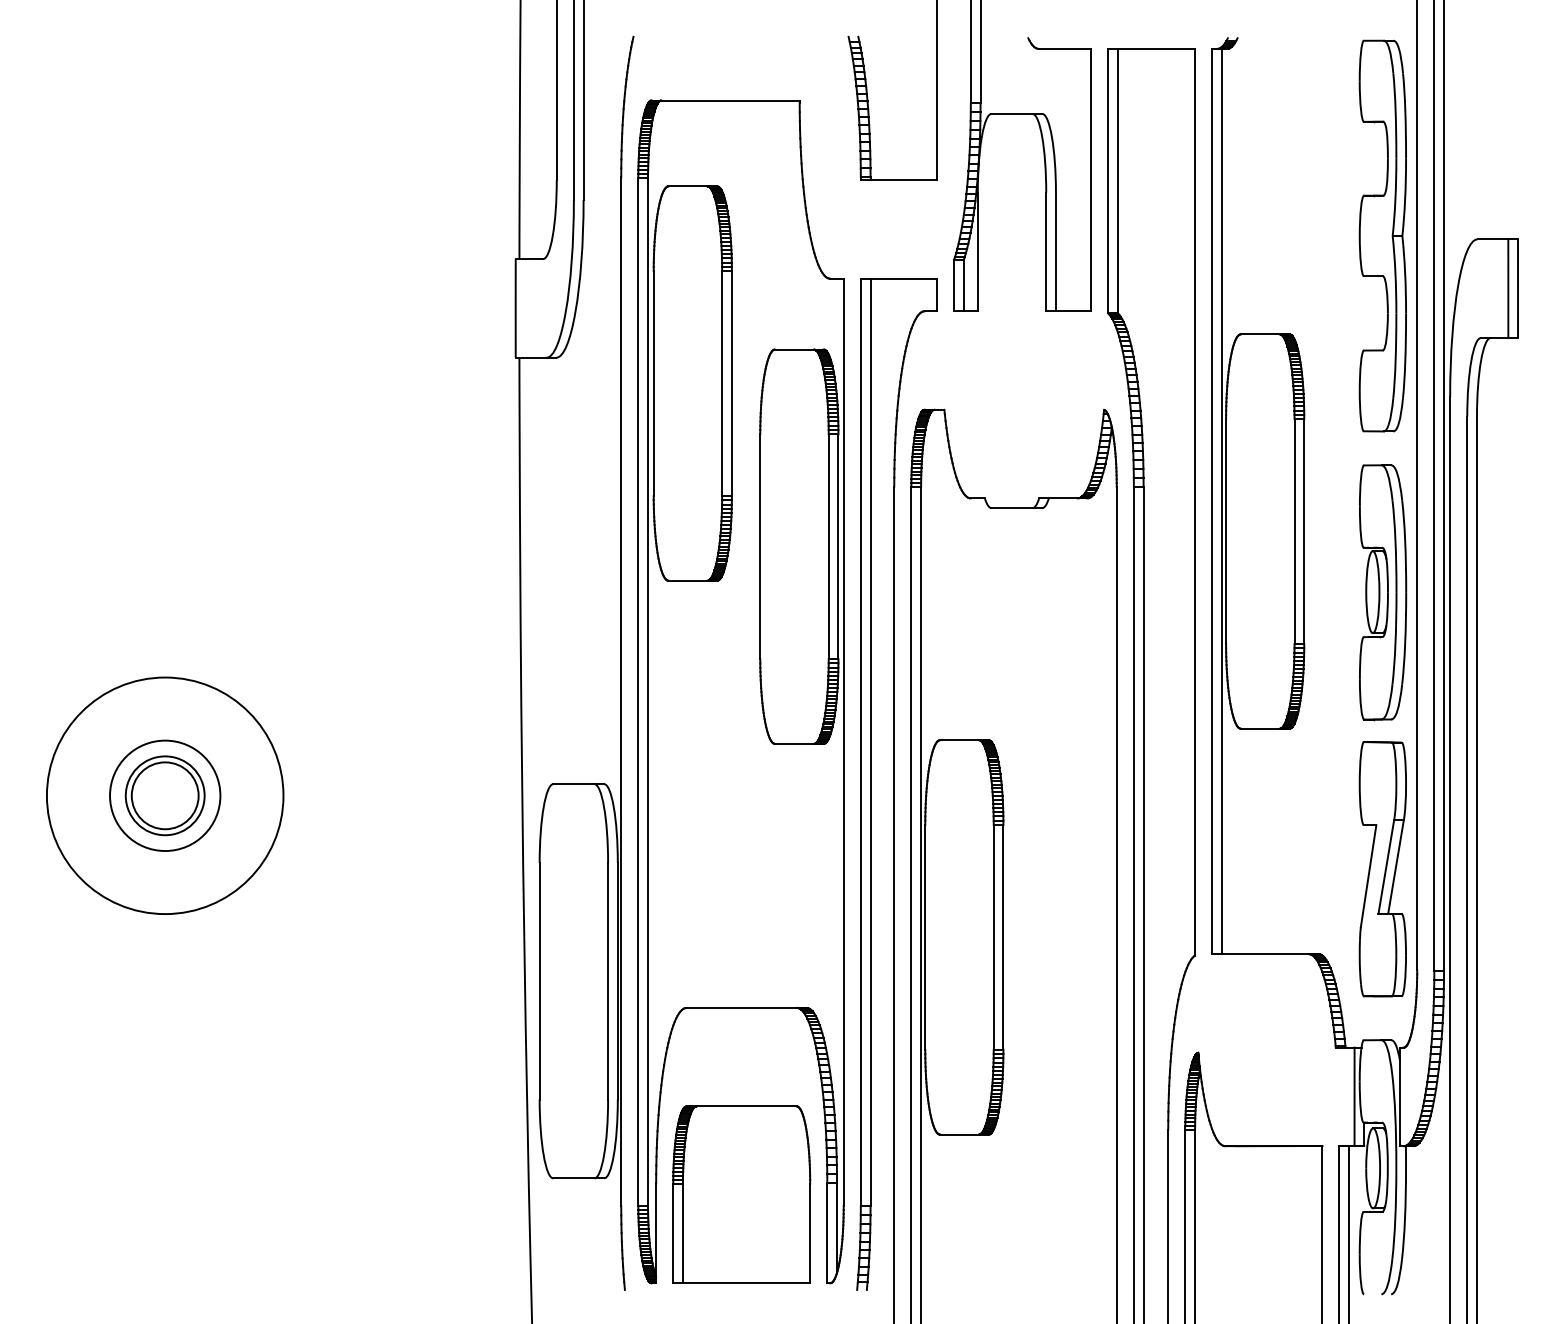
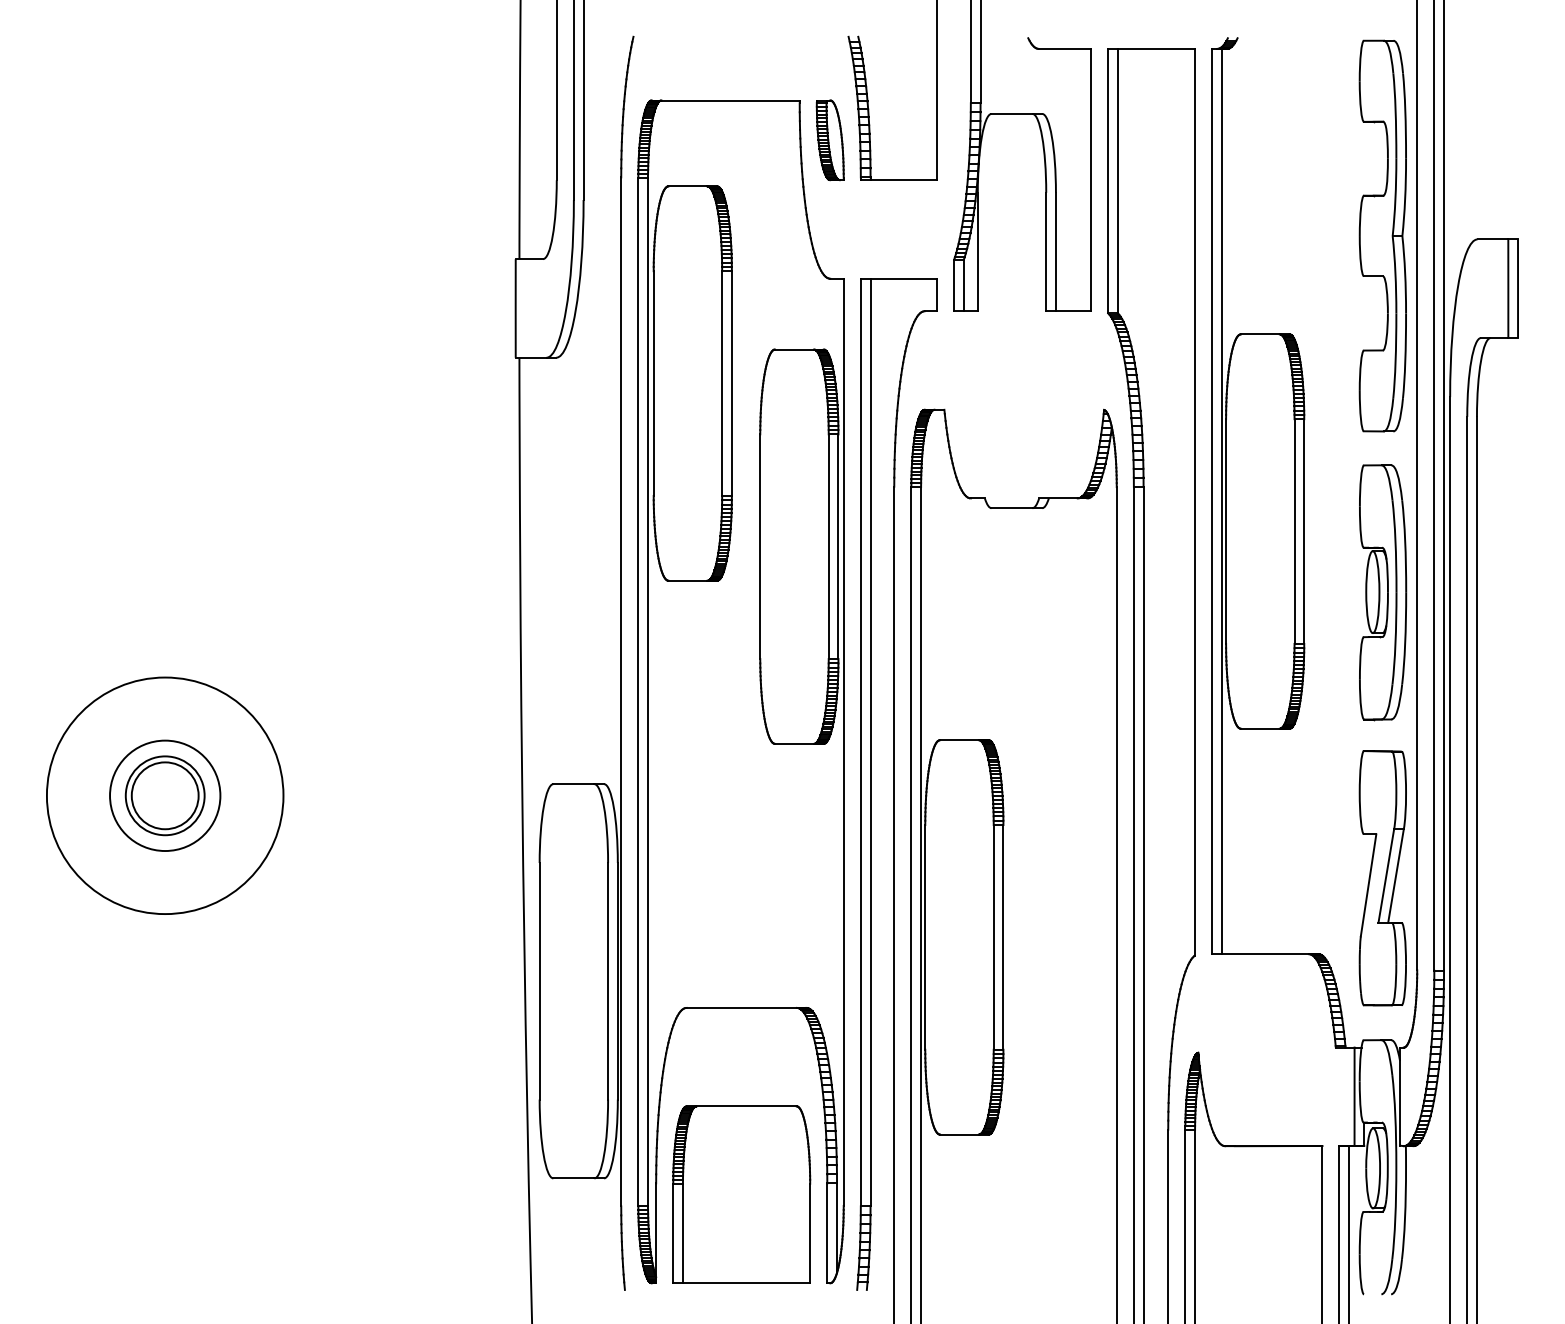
part: none -> present (829, 140)
part position: (1382, 869) -> (1382, 878) (1382, 878)
